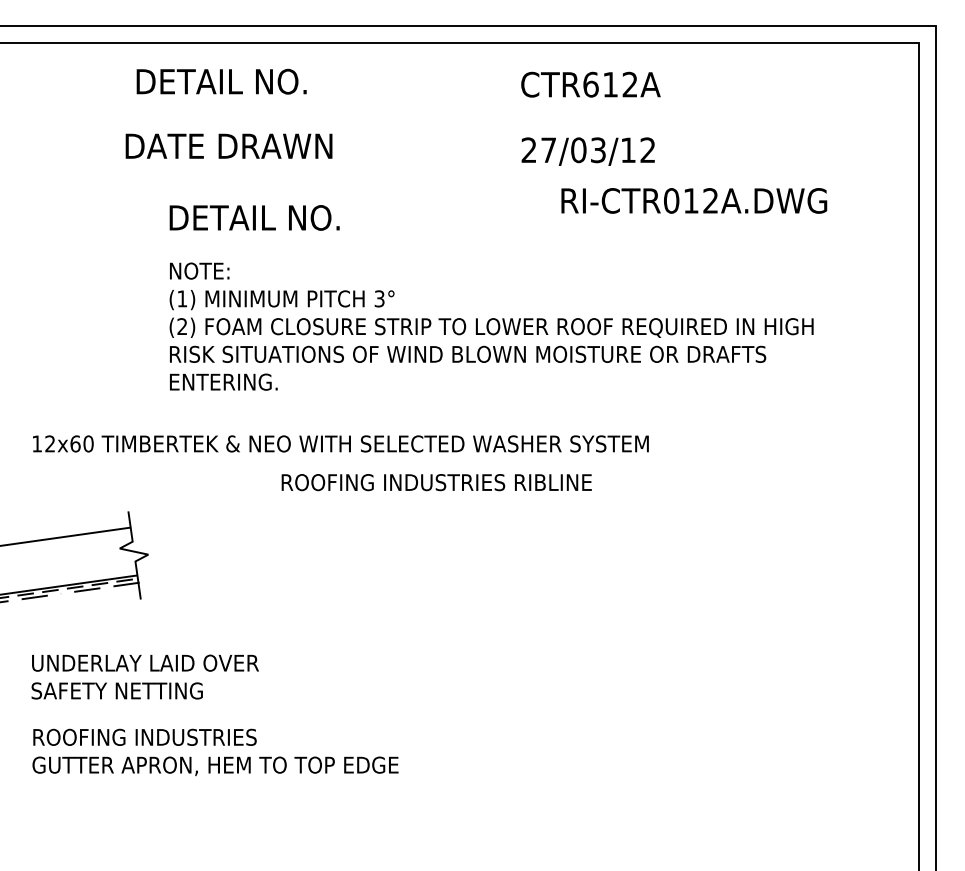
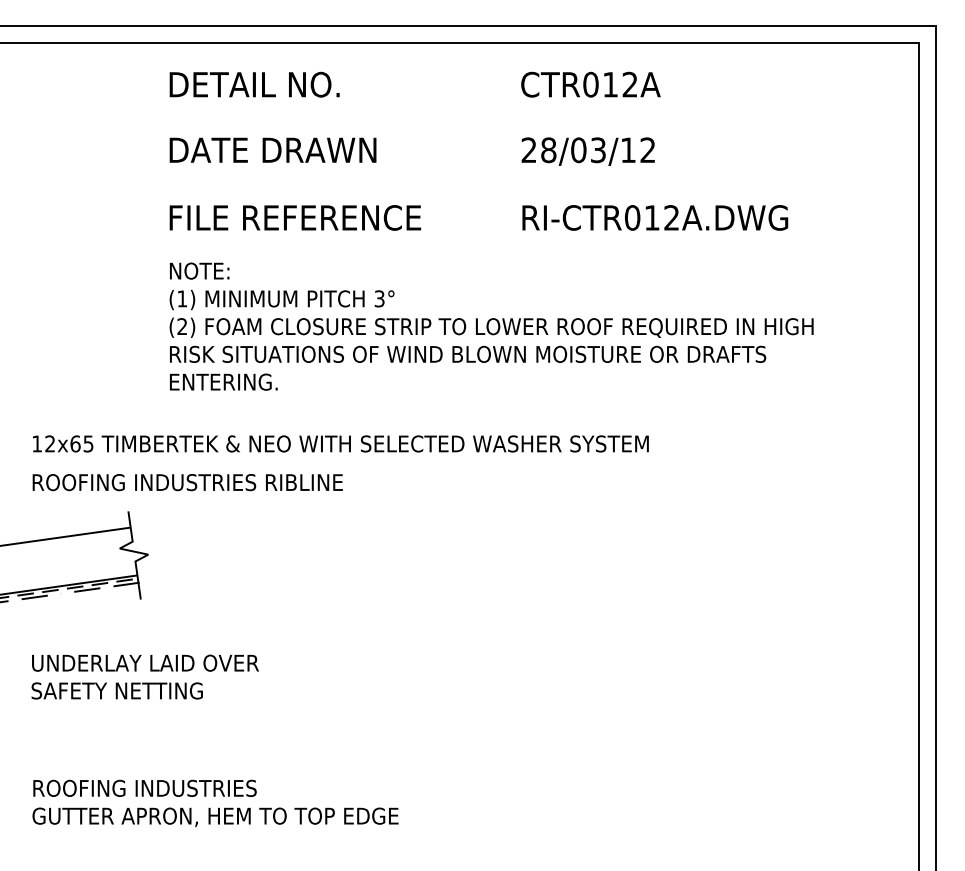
text position: (221, 81) -> (254, 84) (254, 84)
text: CTR612A -> CTR012A (590, 84)
text position: (228, 145) -> (272, 149) (272, 149)
text: 27/03/12 -> 28/03/12 (548, 150)
text position: (694, 200) -> (655, 217) (655, 217)
text: DETAIL NO. -> FILE REFERENCE (296, 217)
text: 12x60 -> 12x65 (88, 443)
text position: (436, 482) -> (187, 482) (187, 482)
text position: (215, 752) -> (215, 803) (215, 803)
